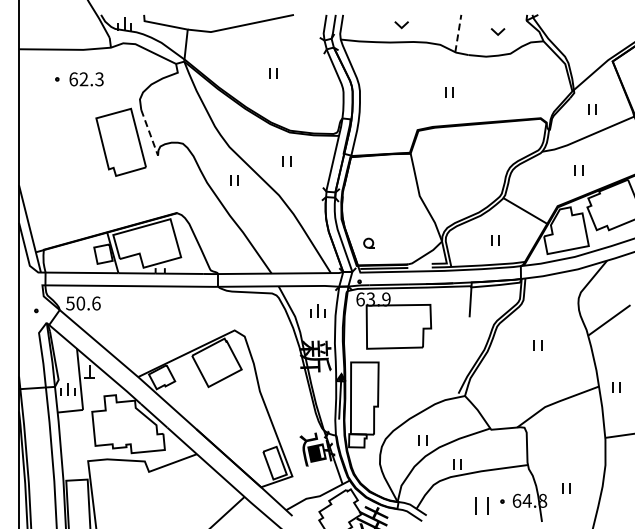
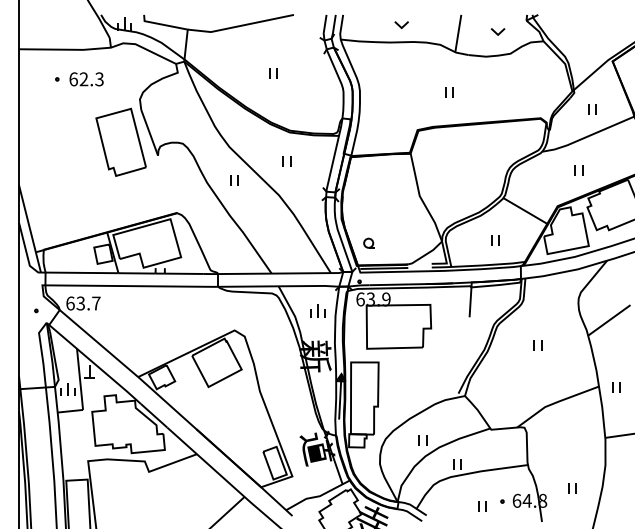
line: dashed -> solid (458, 33)
line: dashed -> solid (149, 133)
text: 50.6 -> 63.7 (83, 303)
part position: (566, 488) -> (572, 488) (572, 488)
part size: 14x18 px -> 9x11 px (482, 506)
